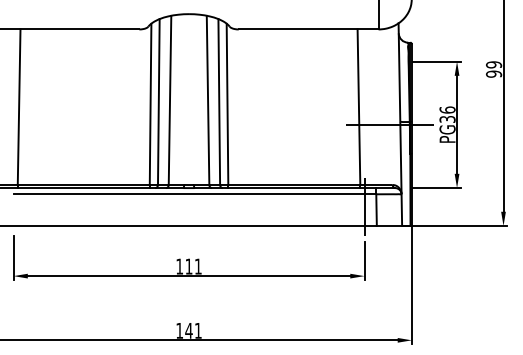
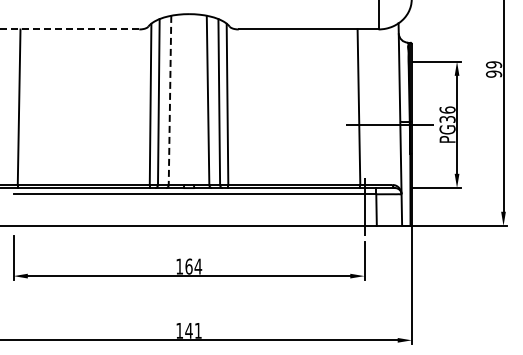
line: solid -> dashed (69, 29)
line: solid -> dashed (170, 100)
text: 111 -> 164 (193, 266)
